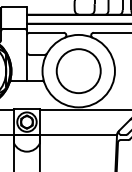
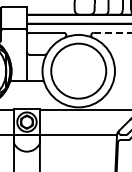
line: solid -> dashed (112, 32)
circle diameter: 44 px -> 55 px (78, 70)
